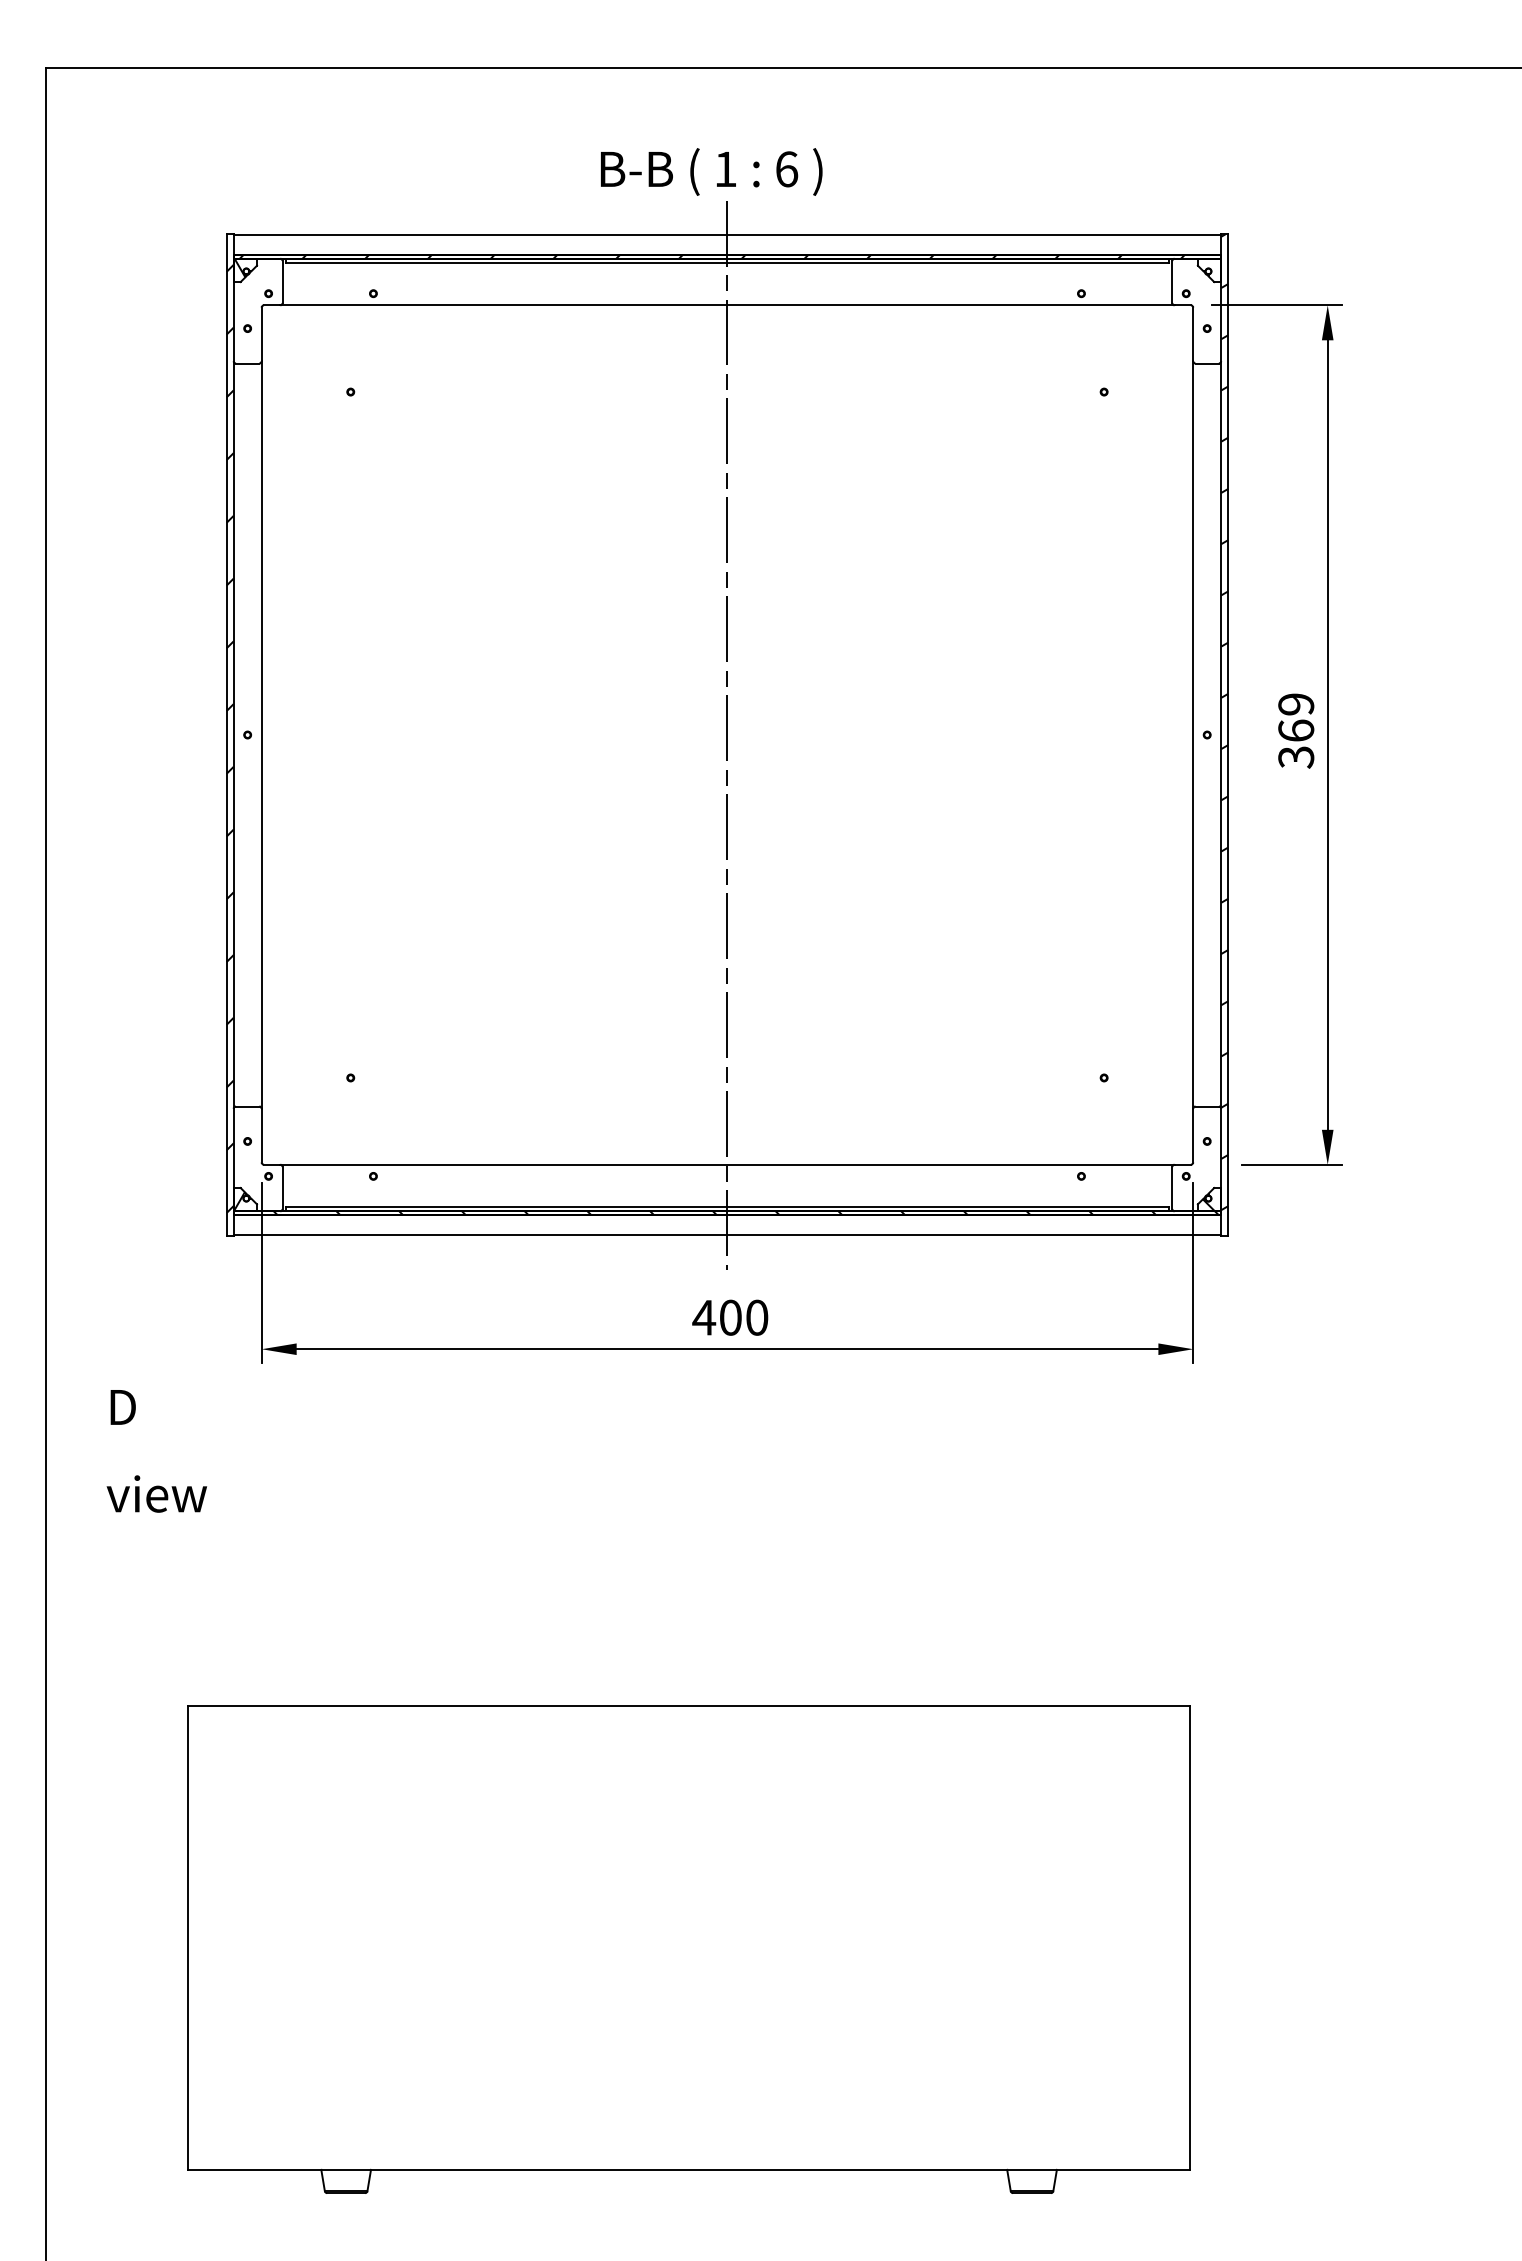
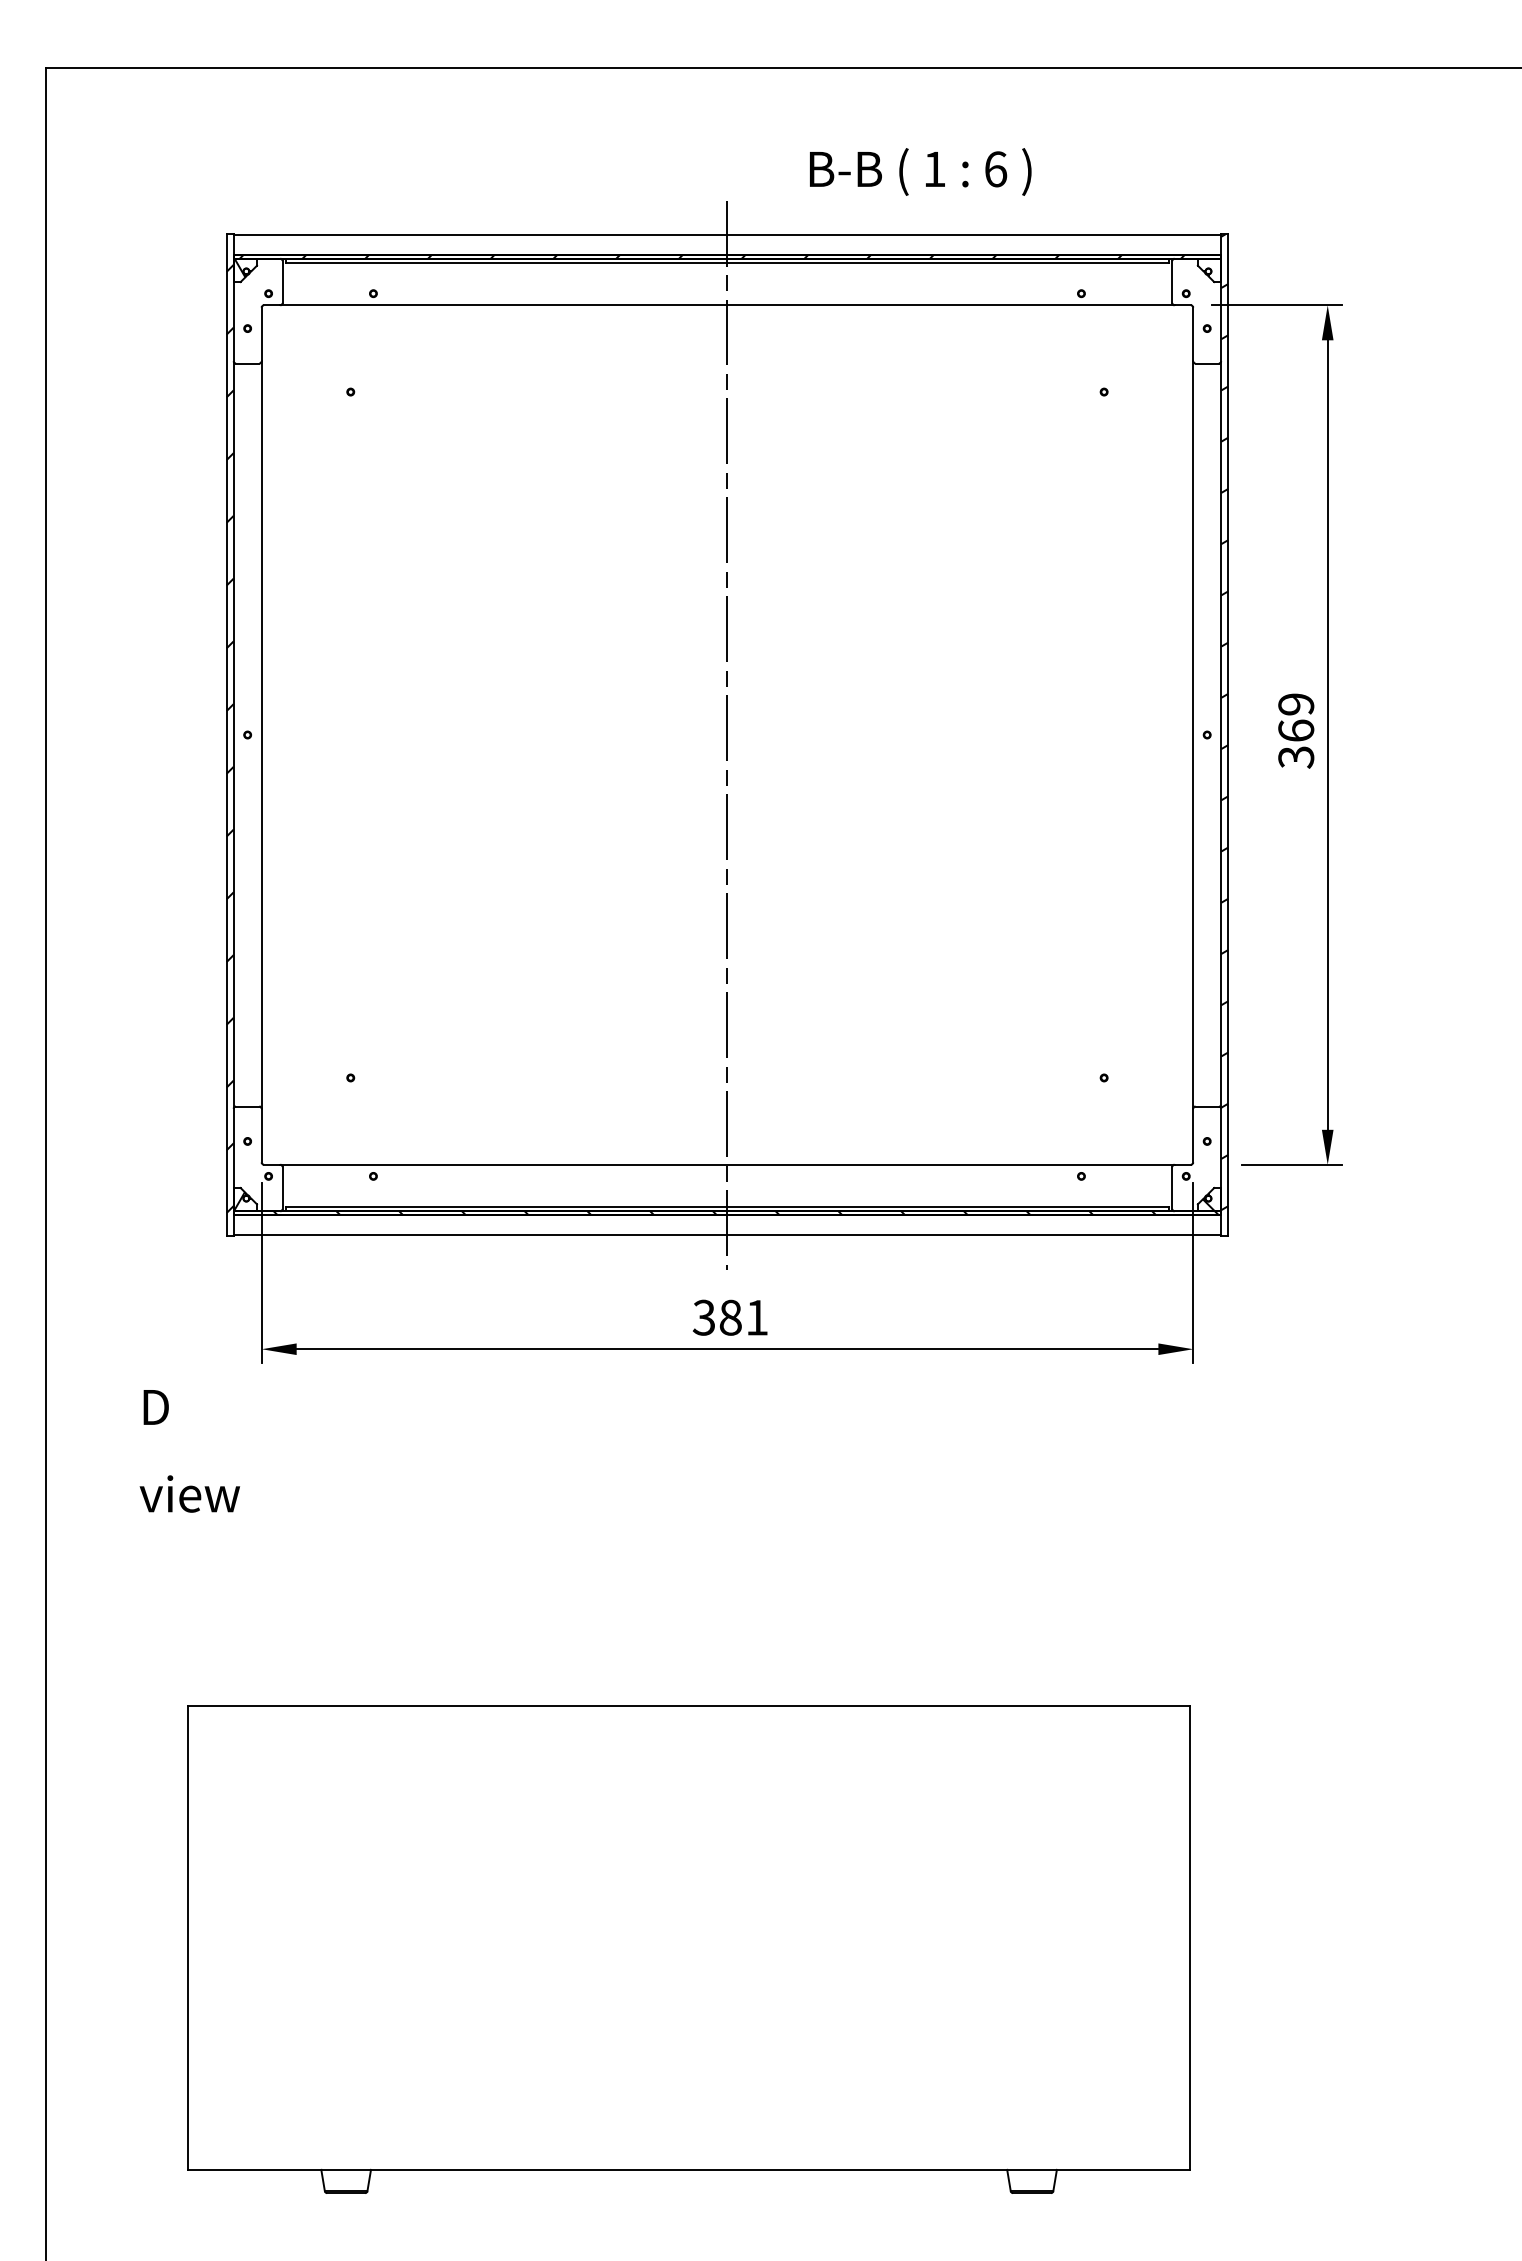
text position: (711, 171) -> (920, 171) (920, 171)
text: 400 -> 381 (730, 1317)
text position: (156, 1451) -> (189, 1451) (189, 1451)
